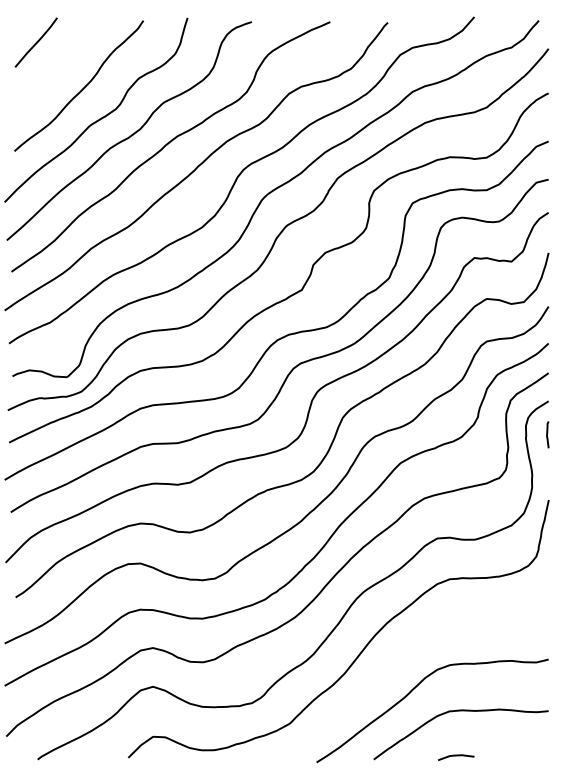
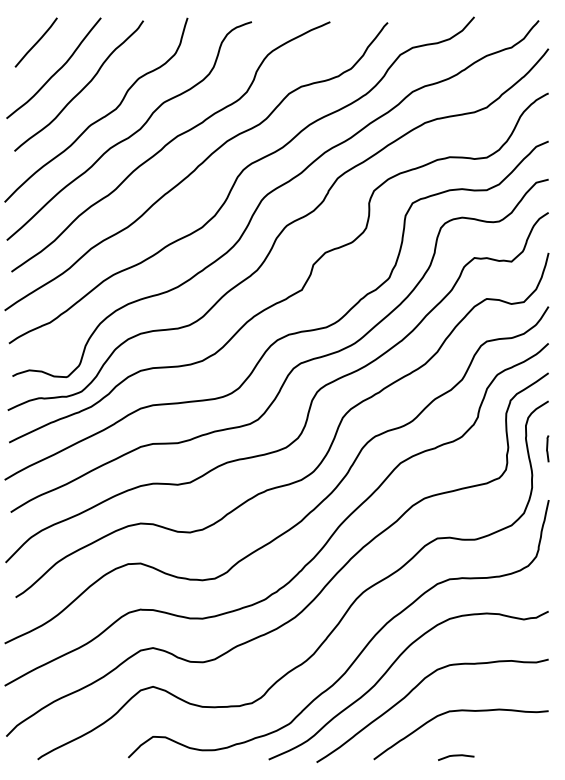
curve: none -> present (55, 71)
line position: (547, 434) -> (547, 448) (547, 448)
curve: none -> present (387, 672)
